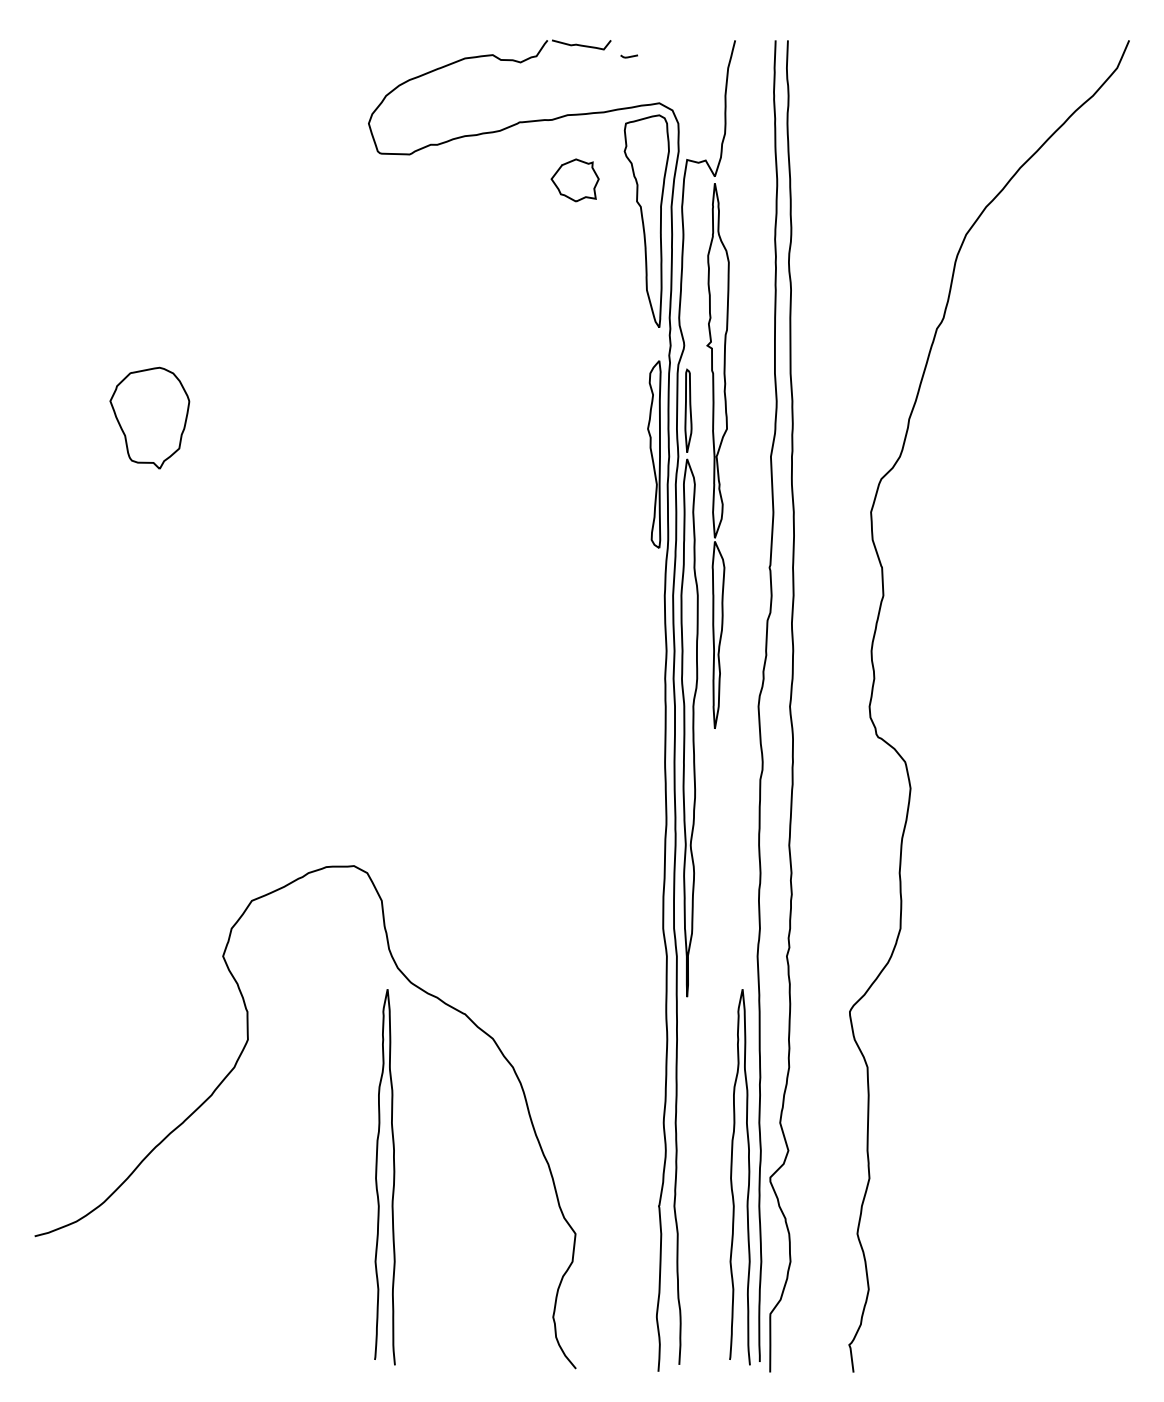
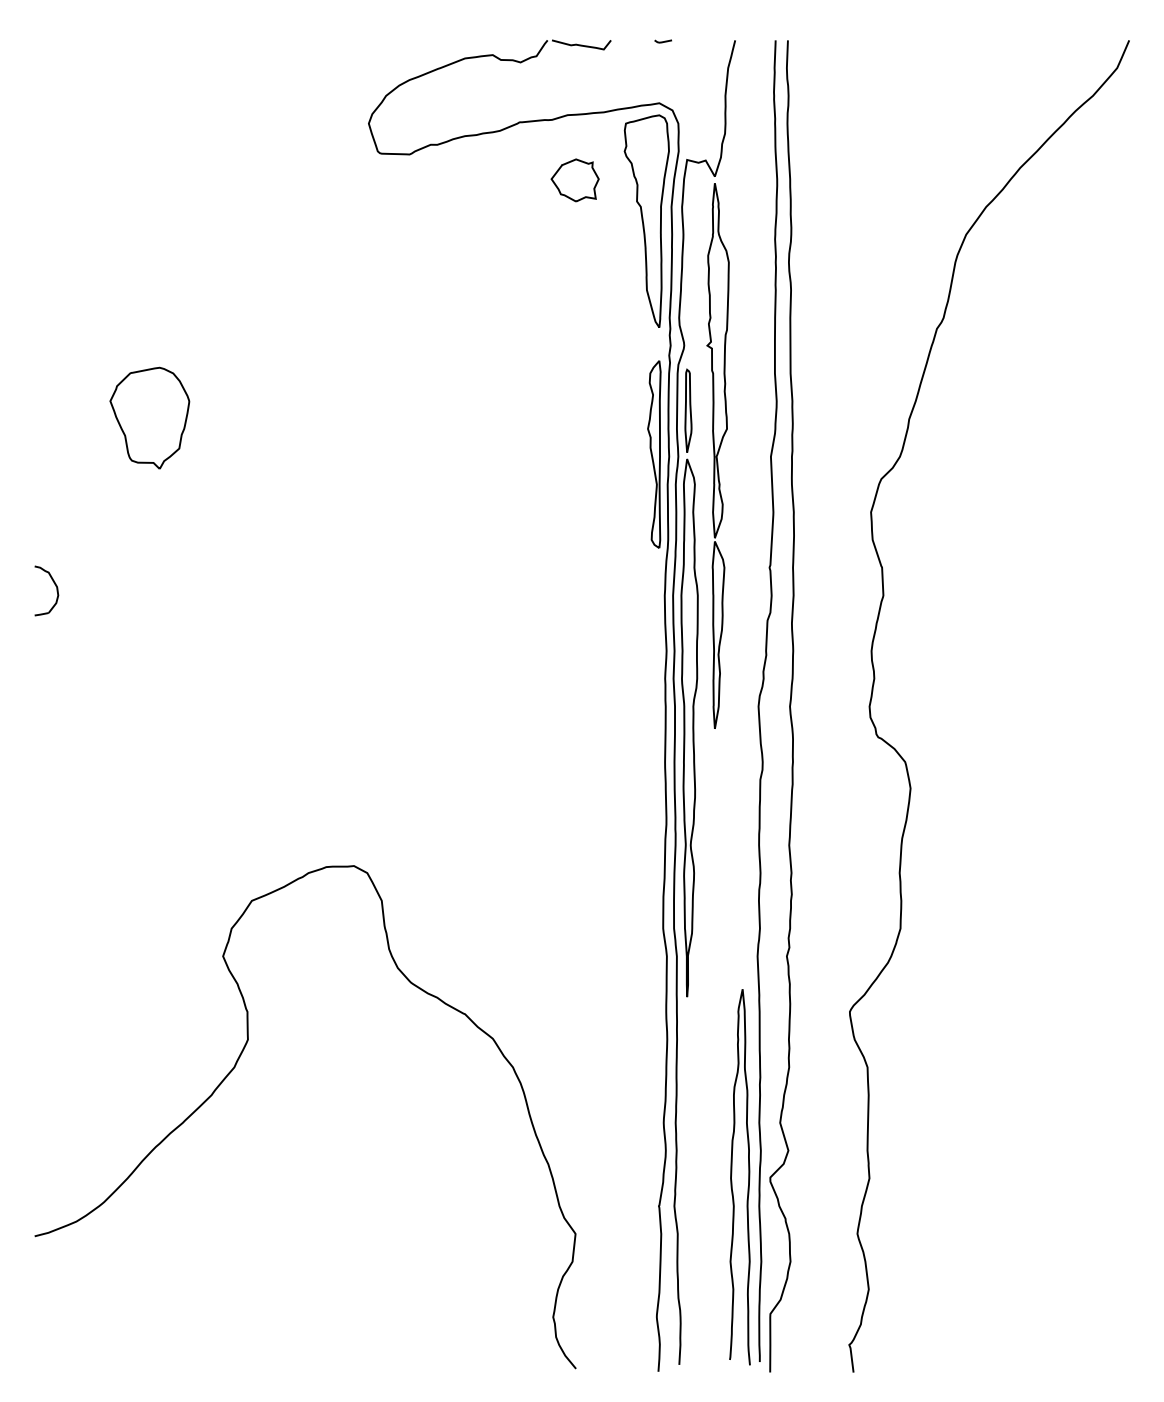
line position: (628, 56) -> (662, 41) (662, 41)
part: none -> present (55, 586)
curve: present -> none (377, 1174)
